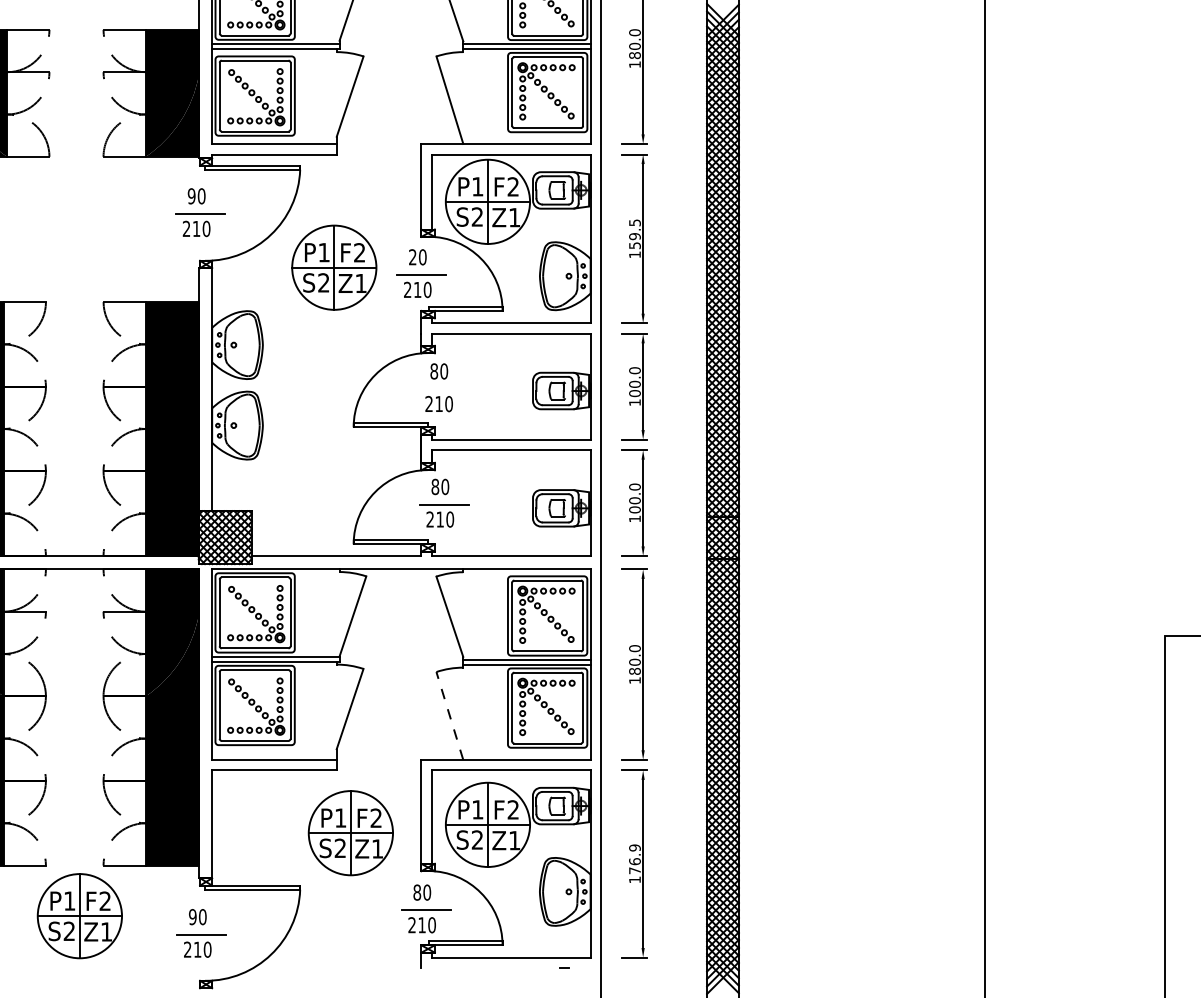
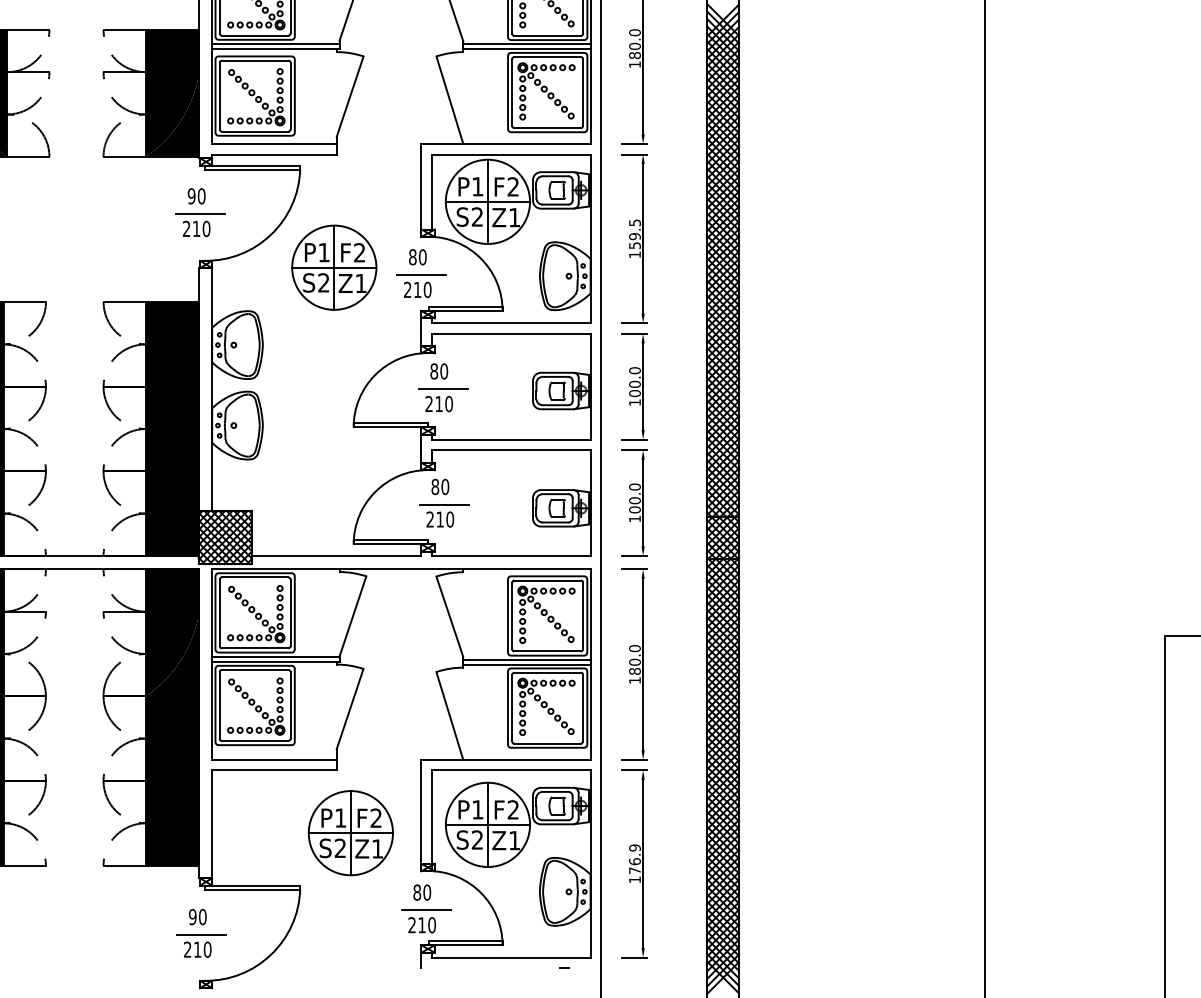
text: 20 -> 80 (412, 257)
line: none -> present (442, 389)
line: dashed -> solid (449, 715)
part: present -> none (79, 916)
